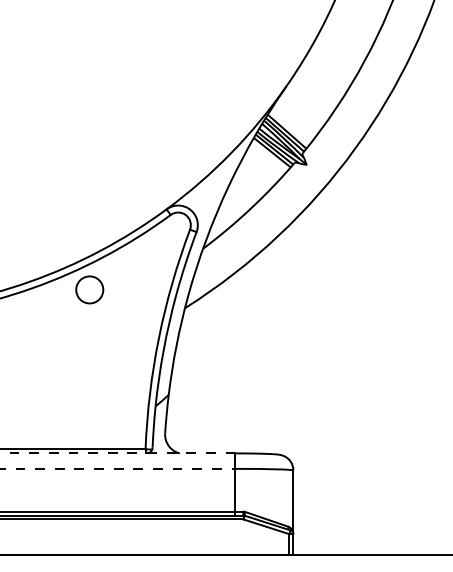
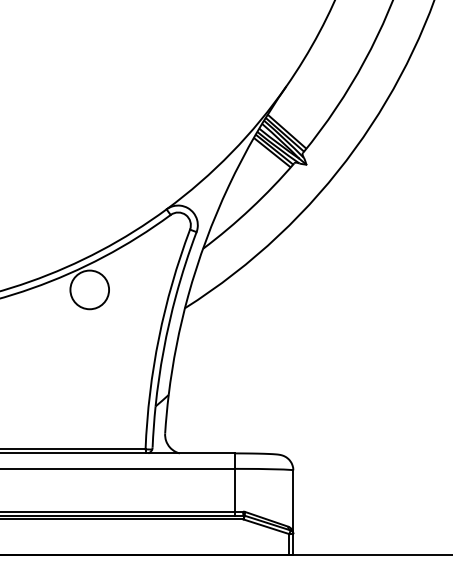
circle diameter: 27 px -> 39 px (89, 289)
line: dashed -> solid (117, 453)
line: dashed -> solid (118, 468)
